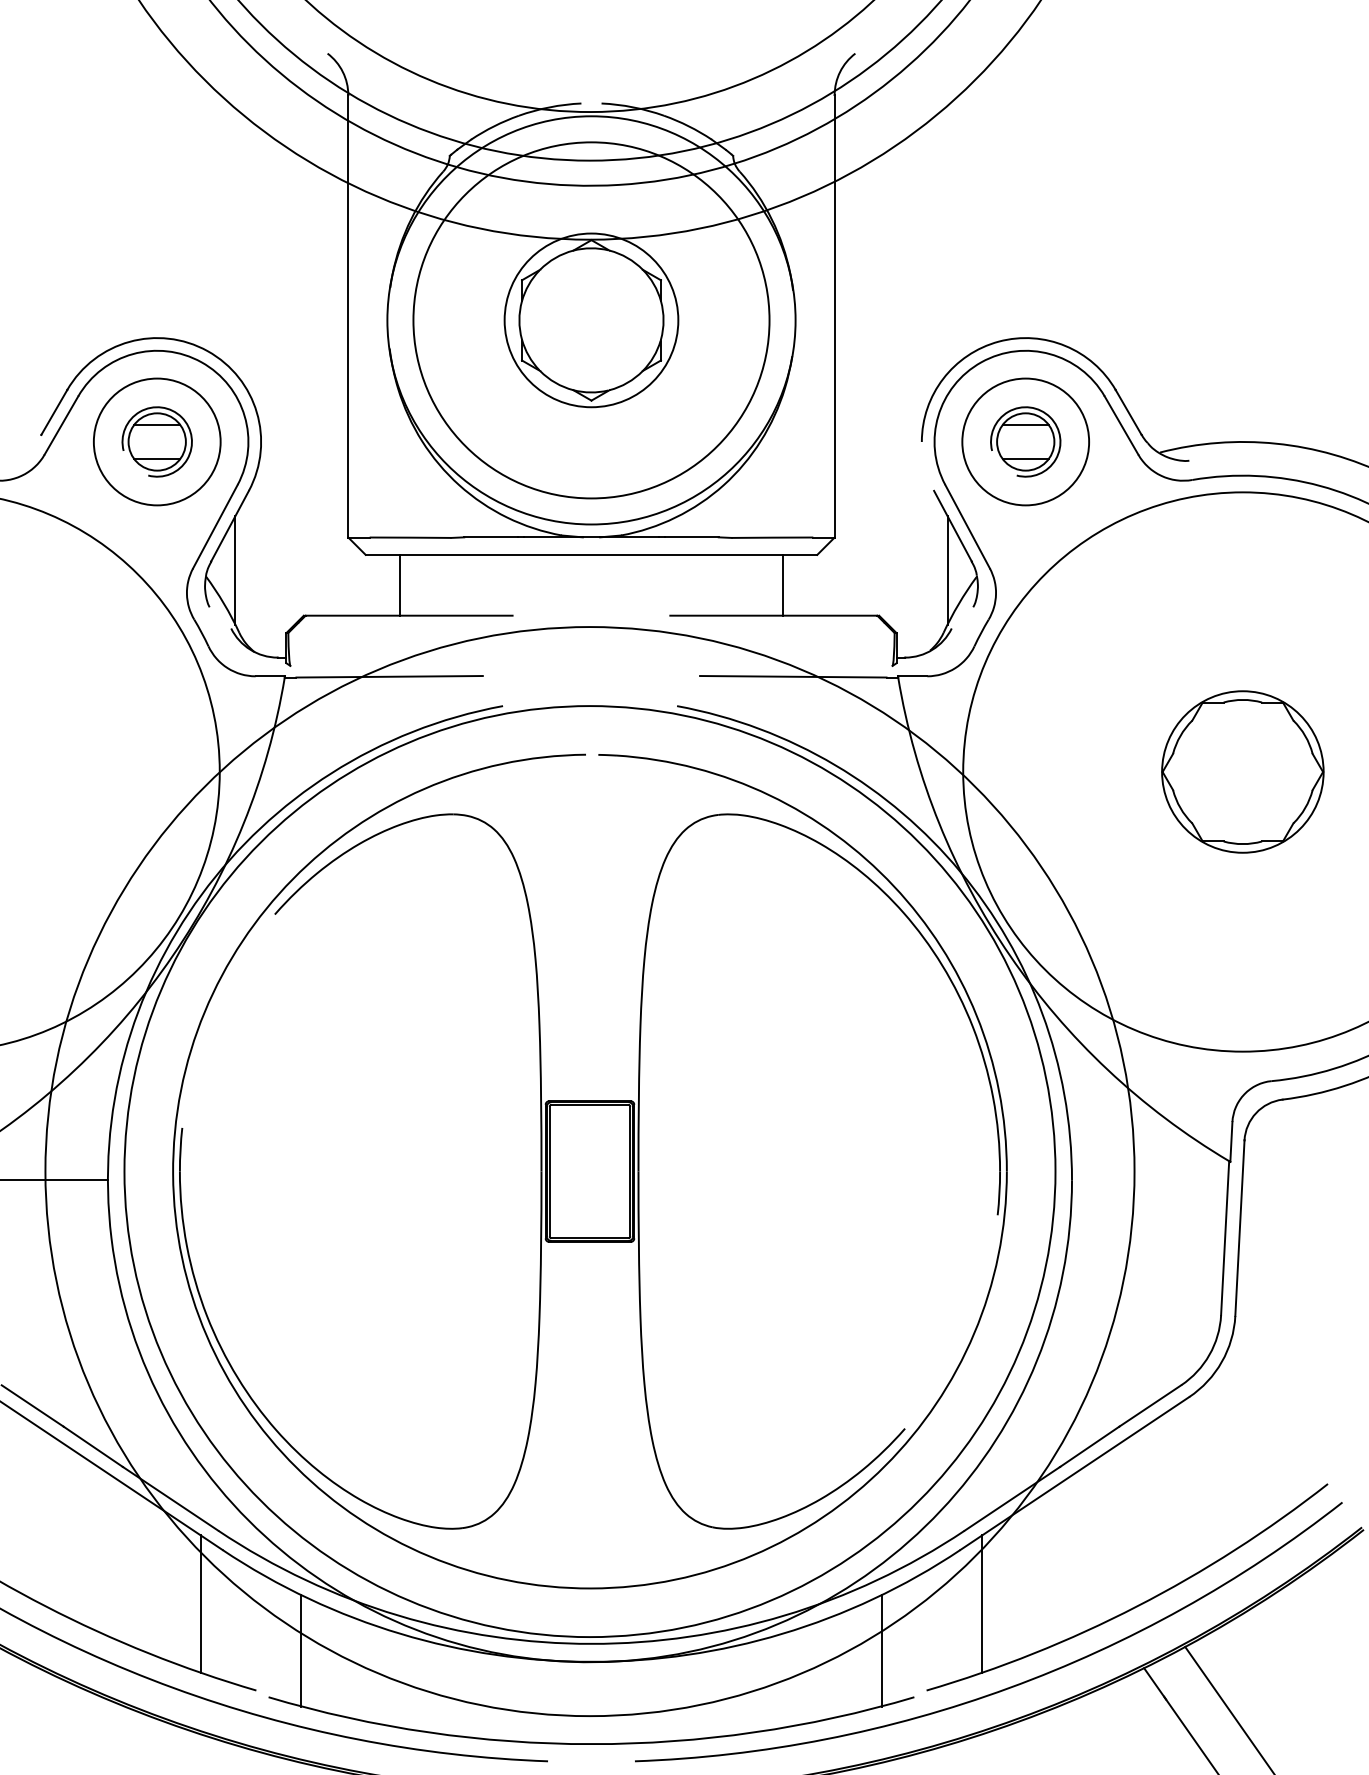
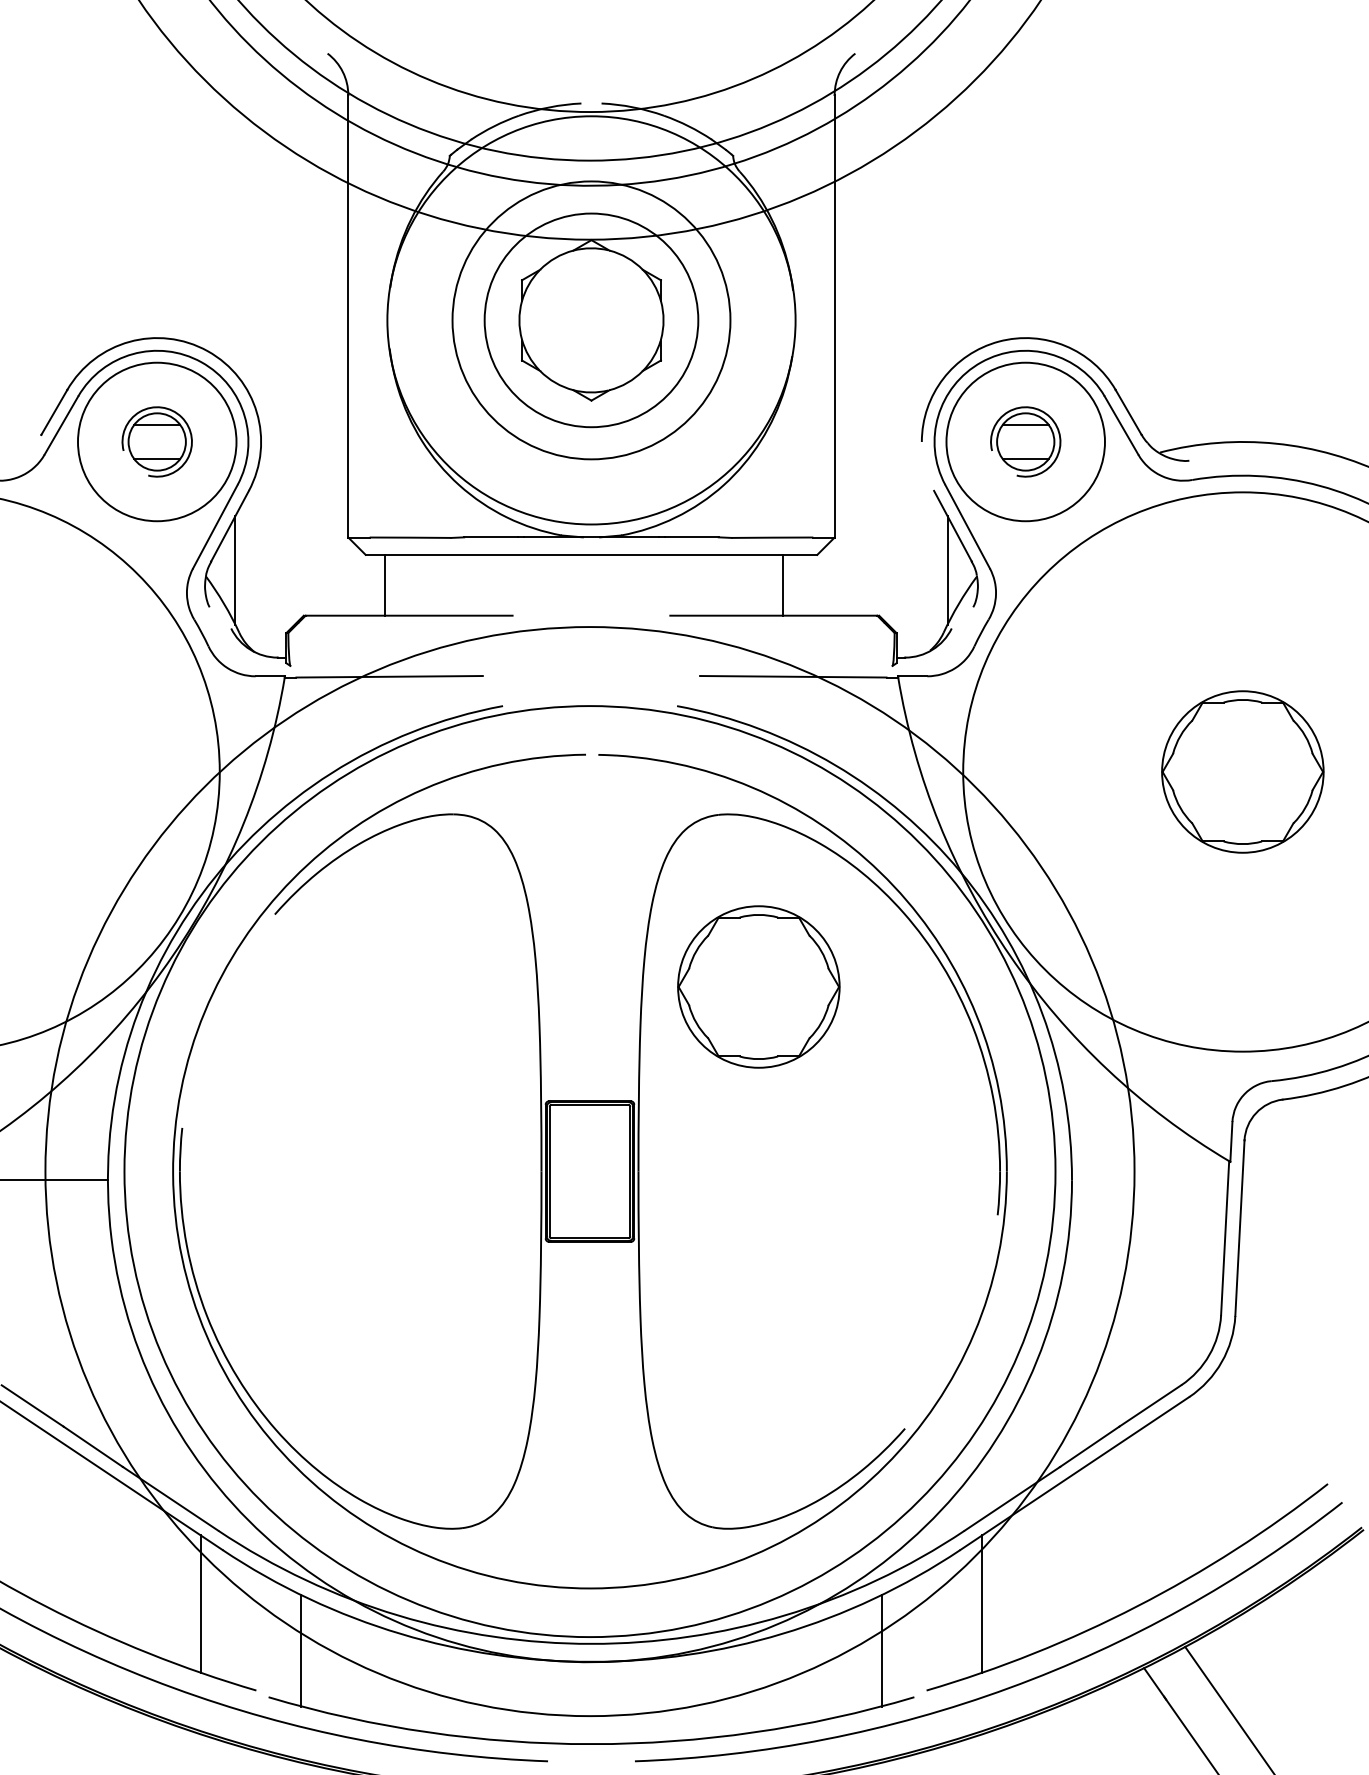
circle diameter: 174 px -> 278 px (591, 320)
circle diameter: 356 px -> 214 px (591, 320)
circle diameter: 127 px -> 158 px (157, 441)
circle diameter: 127 px -> 158 px (1025, 441)
line position: (400, 584) -> (385, 584) (385, 584)
part: none -> present (758, 986)
